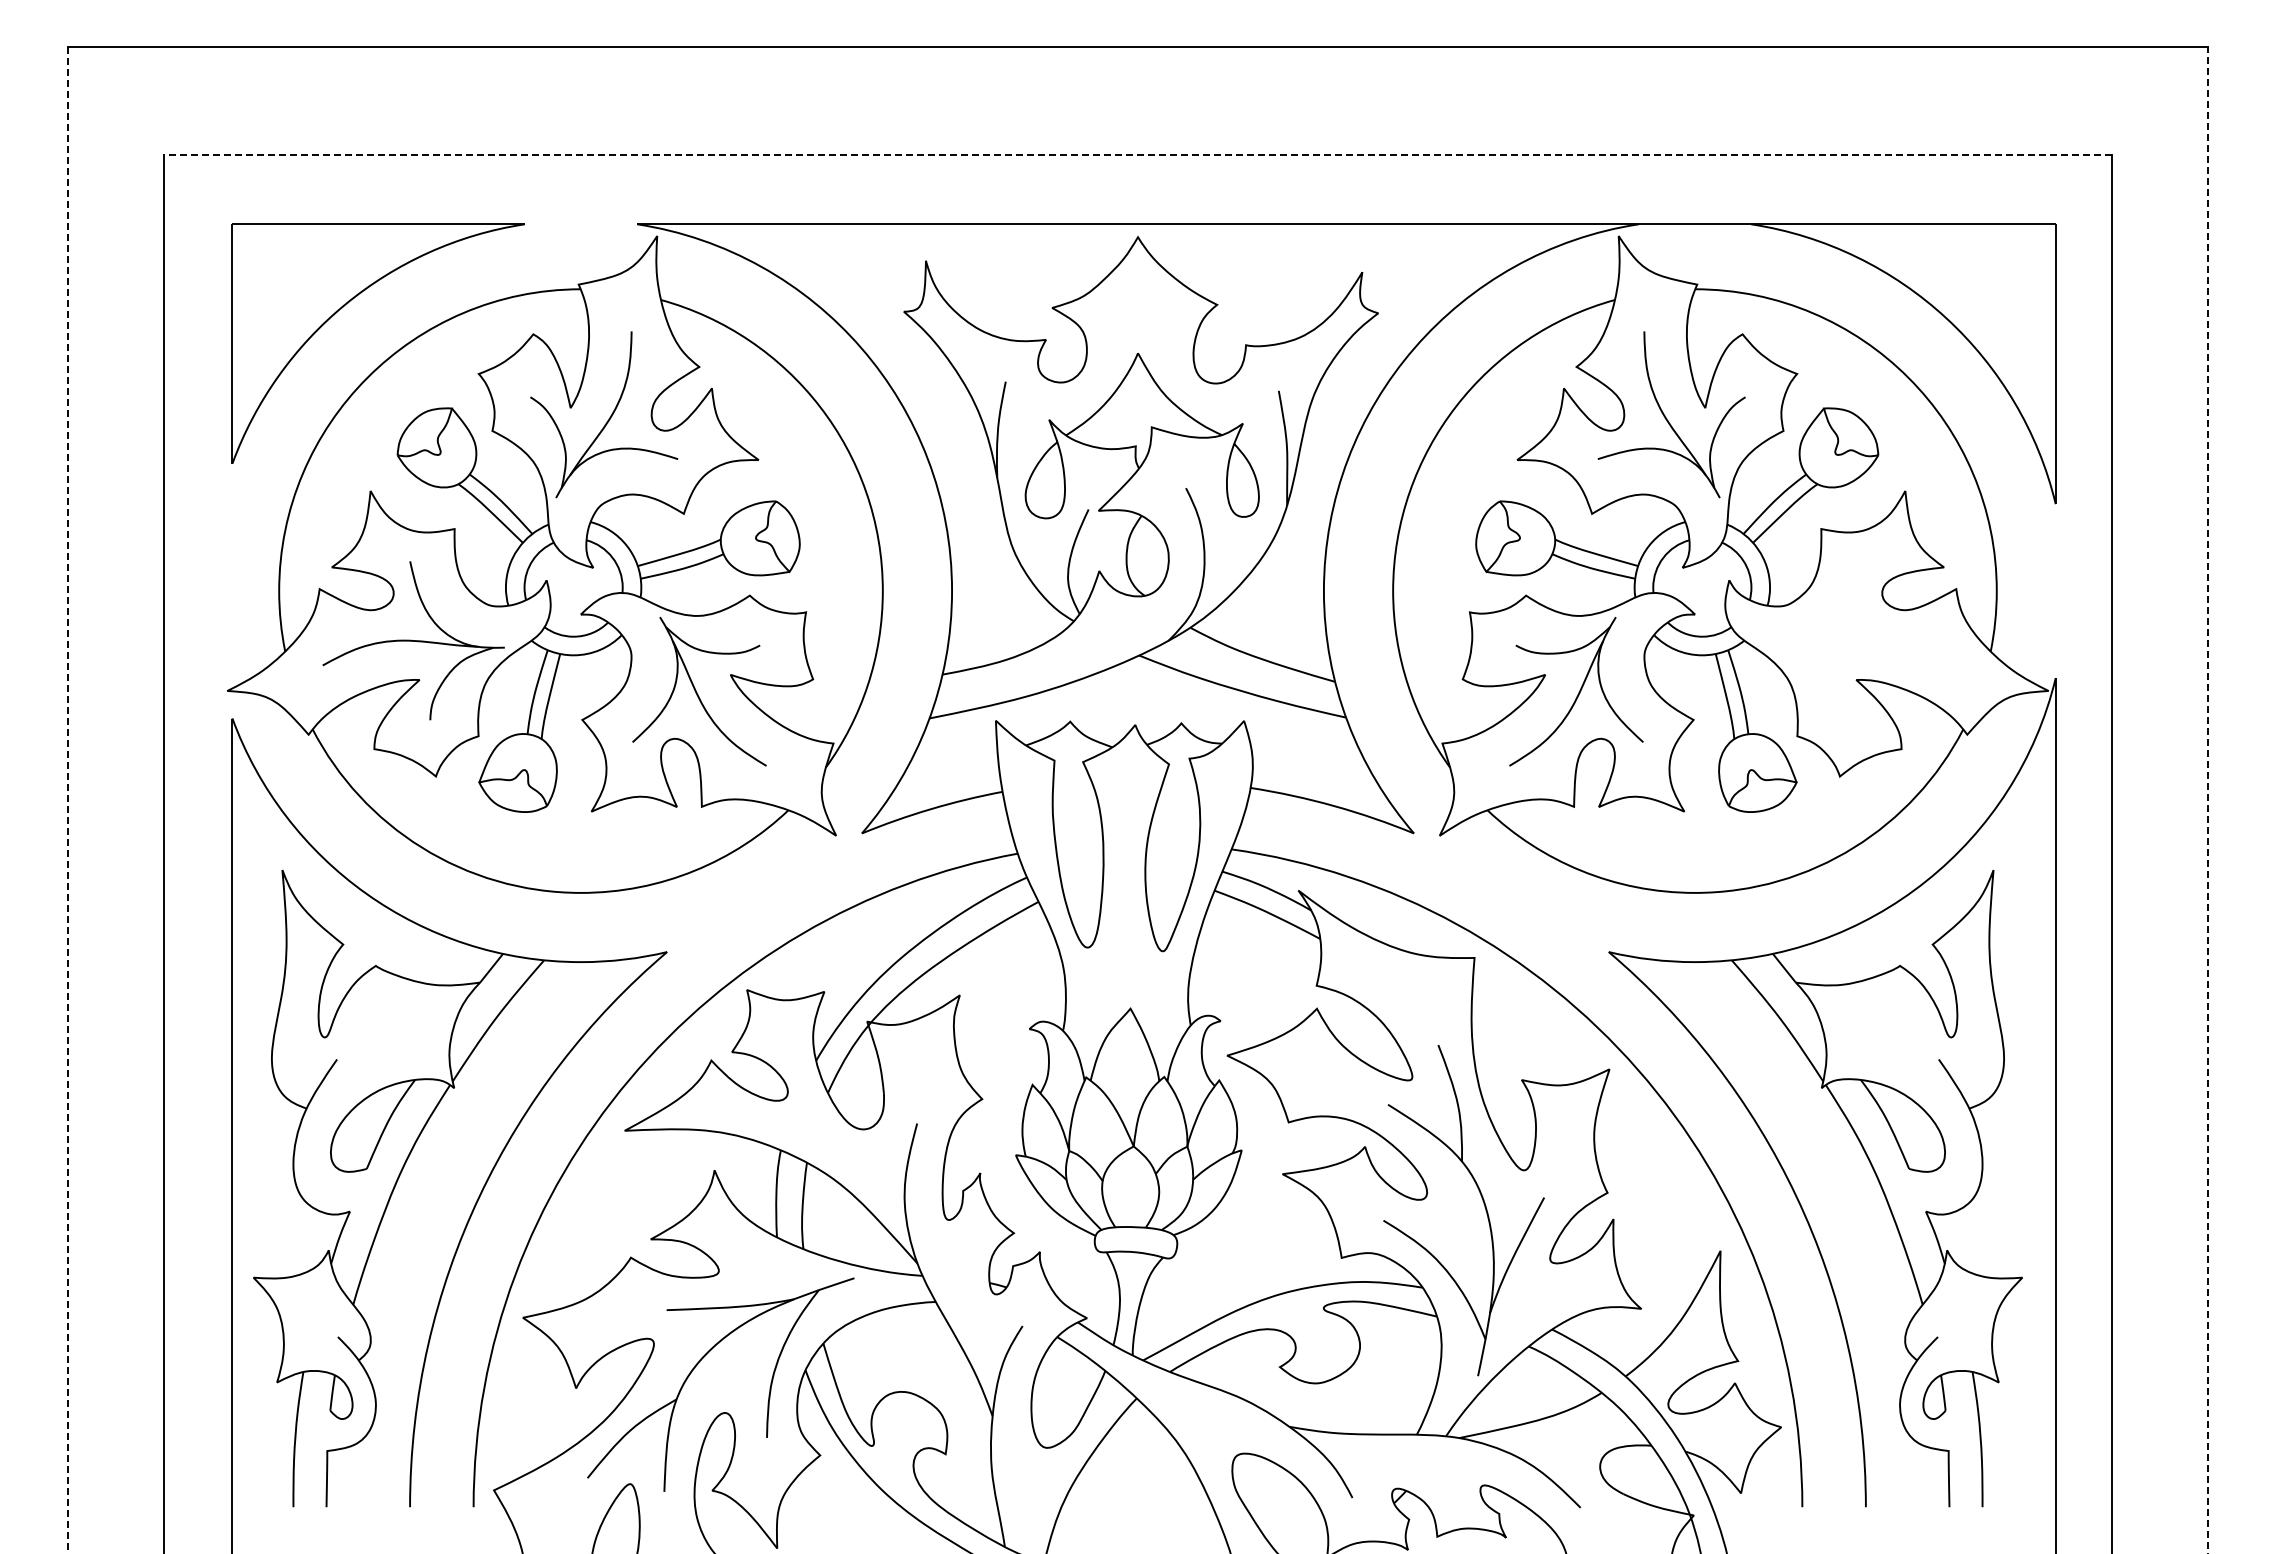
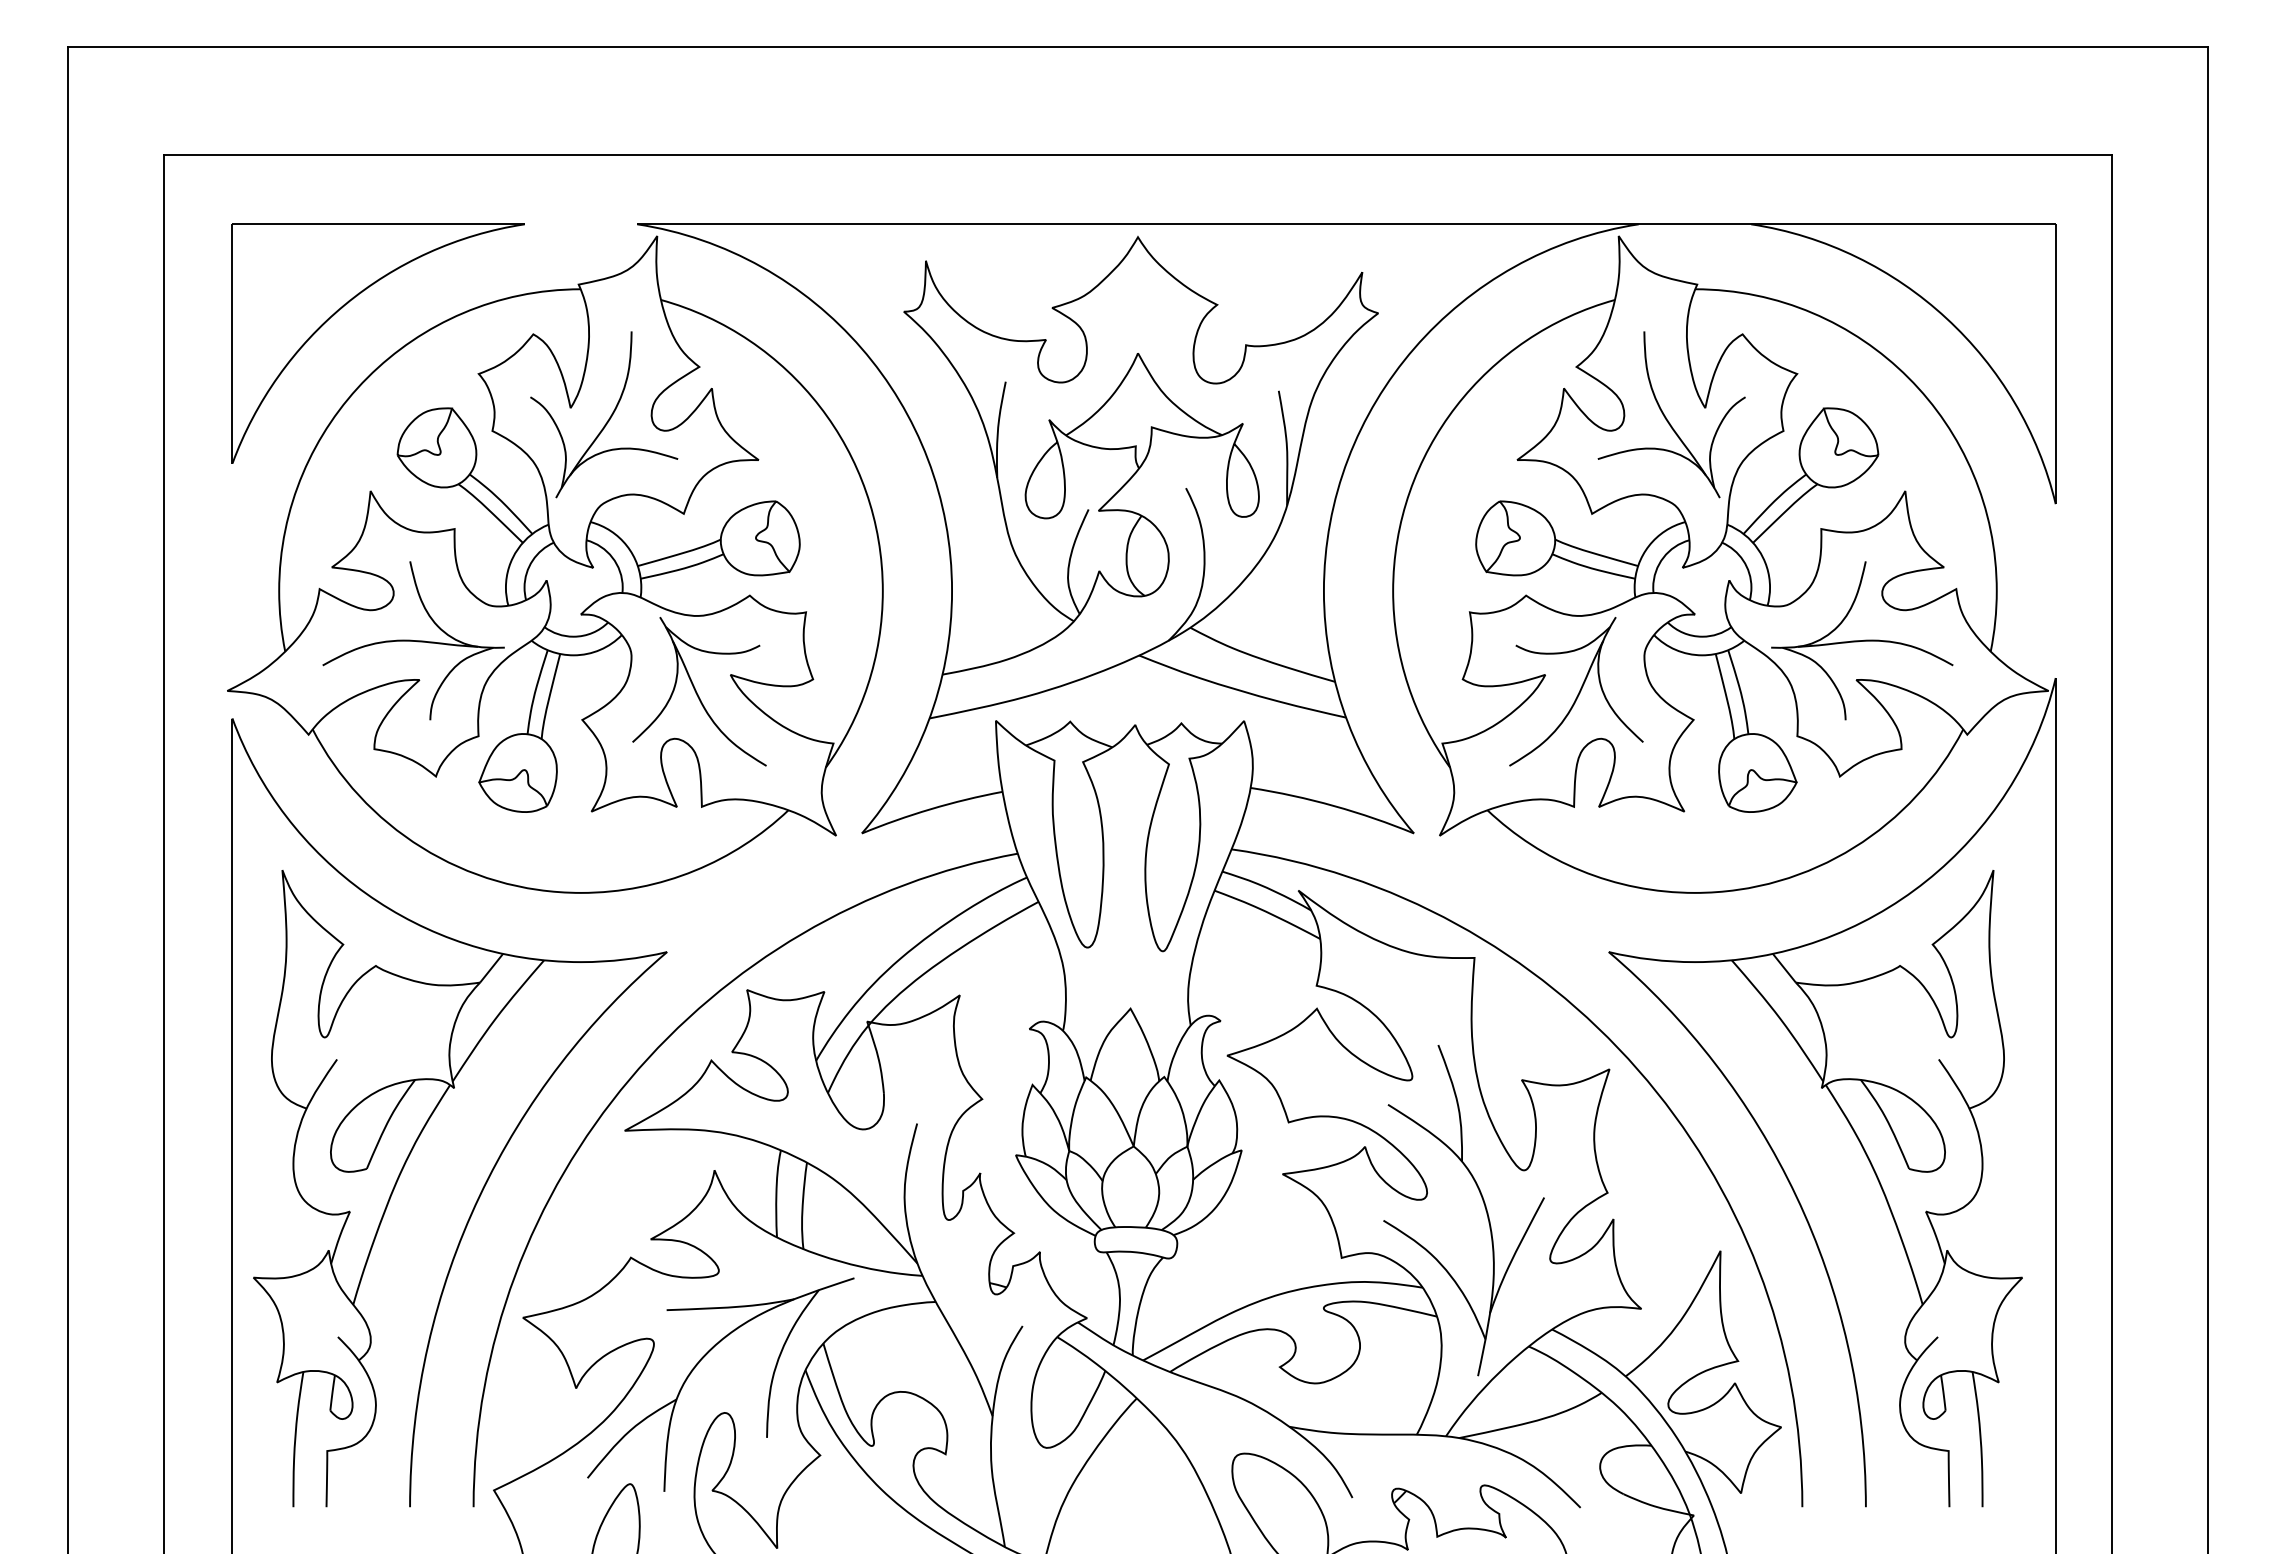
line: dashed -> solid (1137, 155)
part: none -> present (1862, 640)
line: dashed -> solid (2207, 799)
line: dashed -> solid (68, 800)
